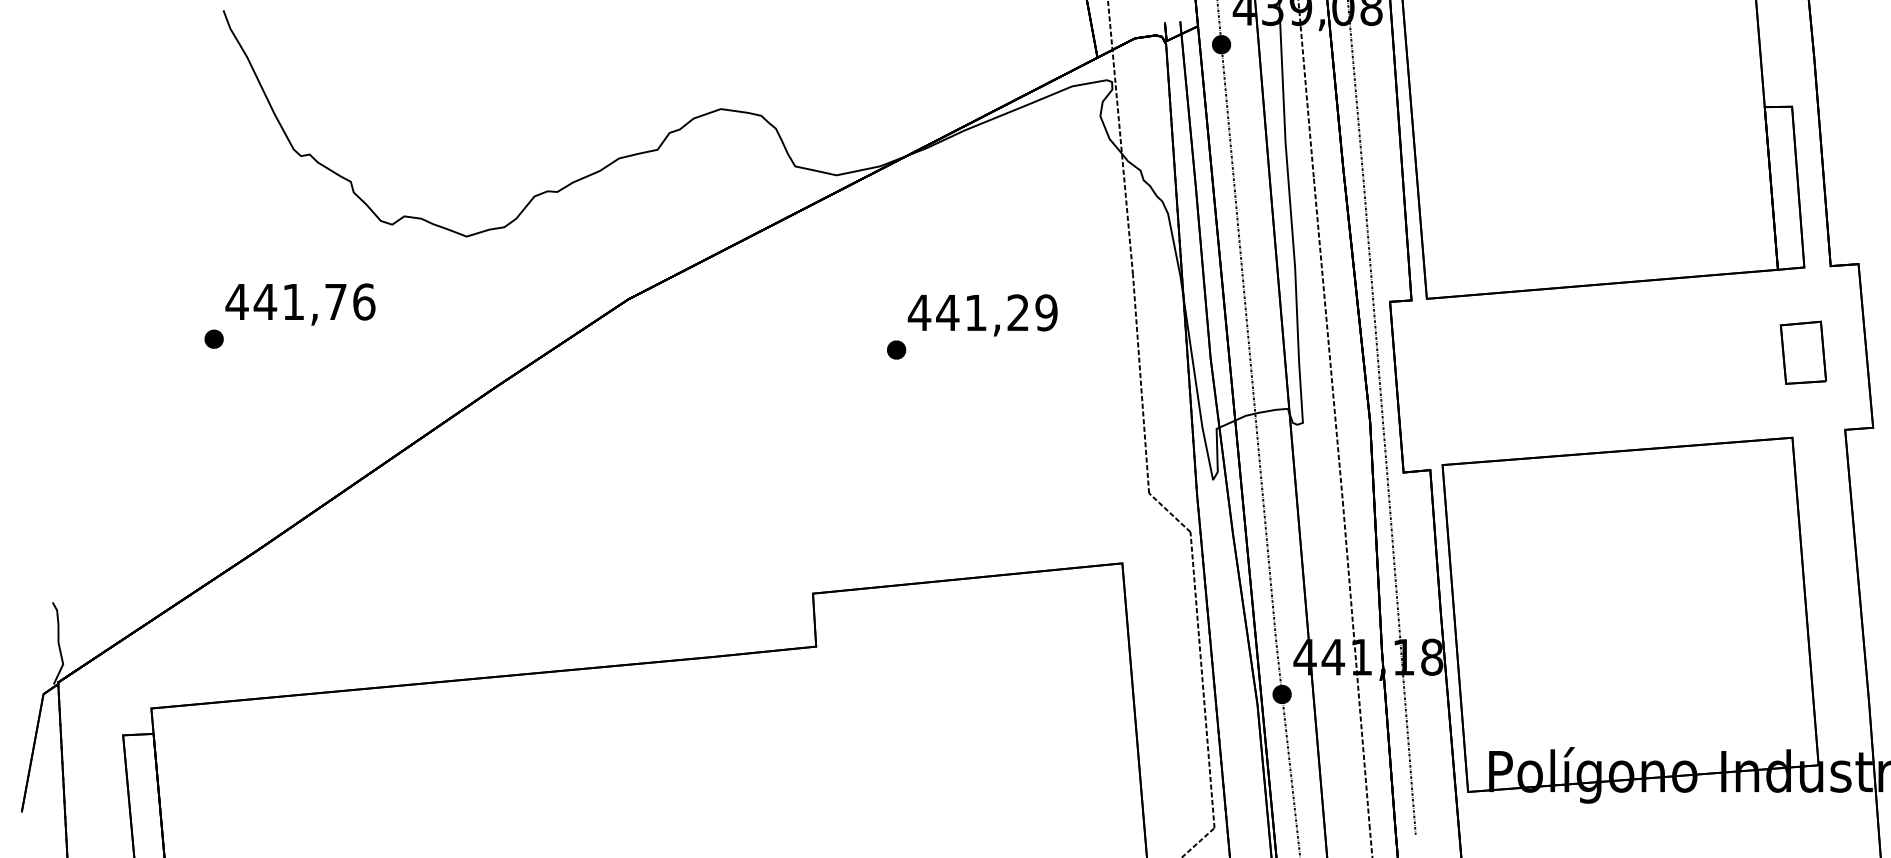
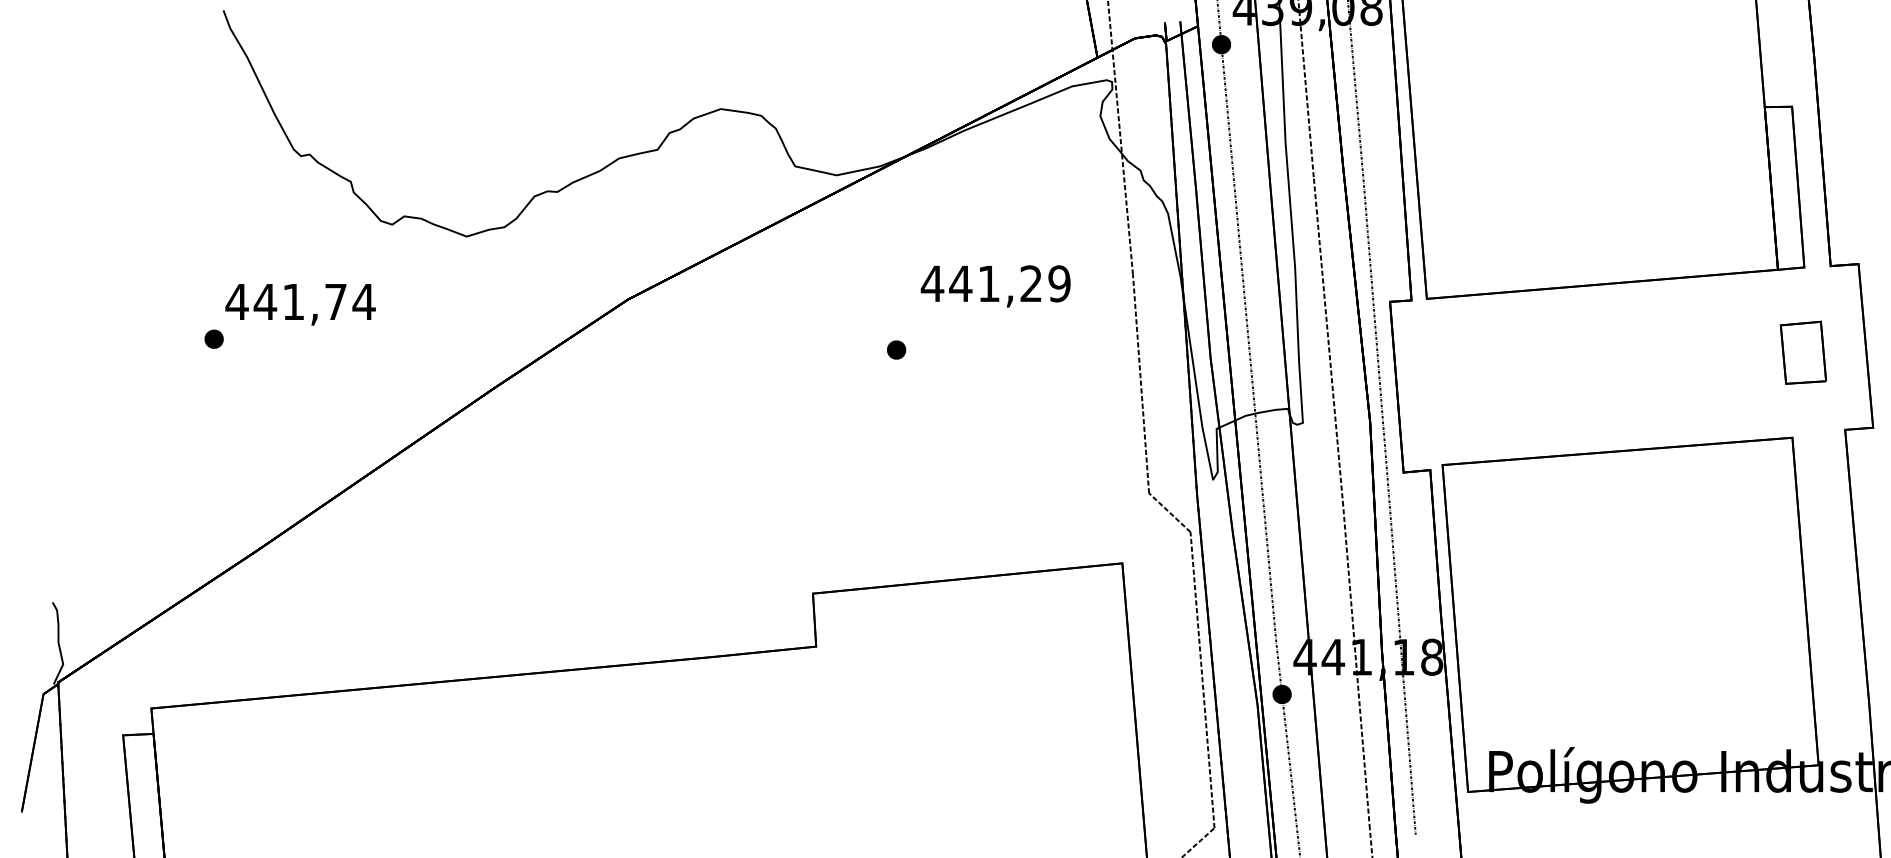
text: 441,76 -> 441,74 (363, 301)
text position: (982, 315) -> (995, 286) (995, 286)
